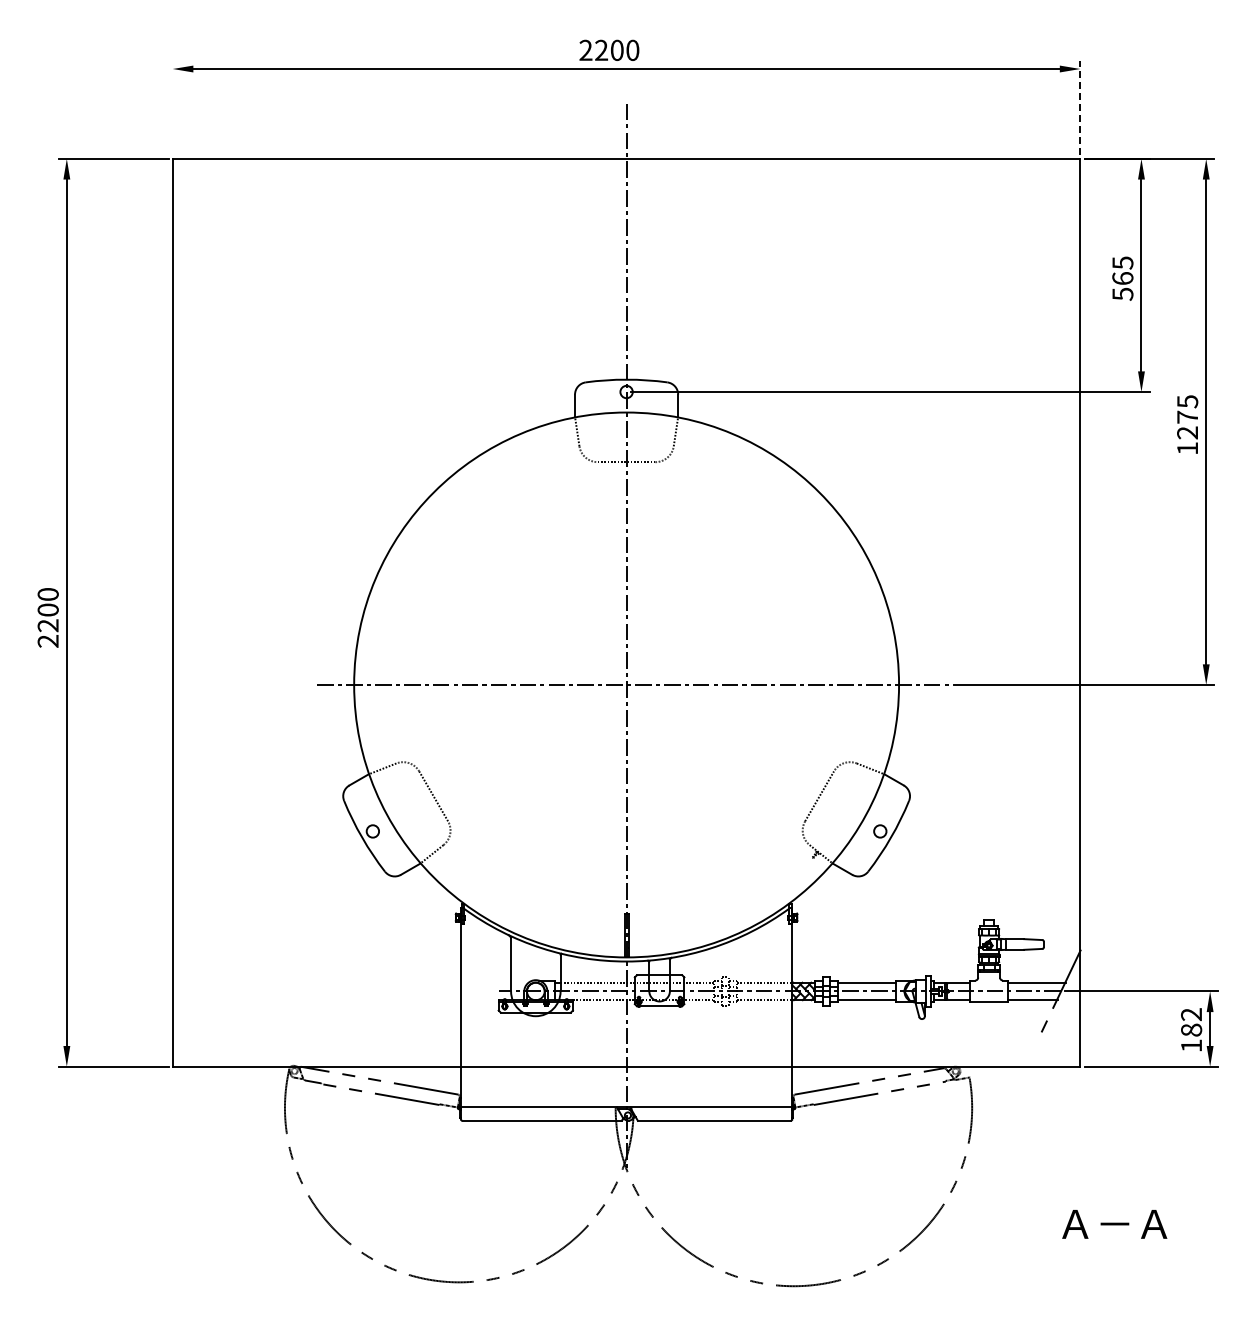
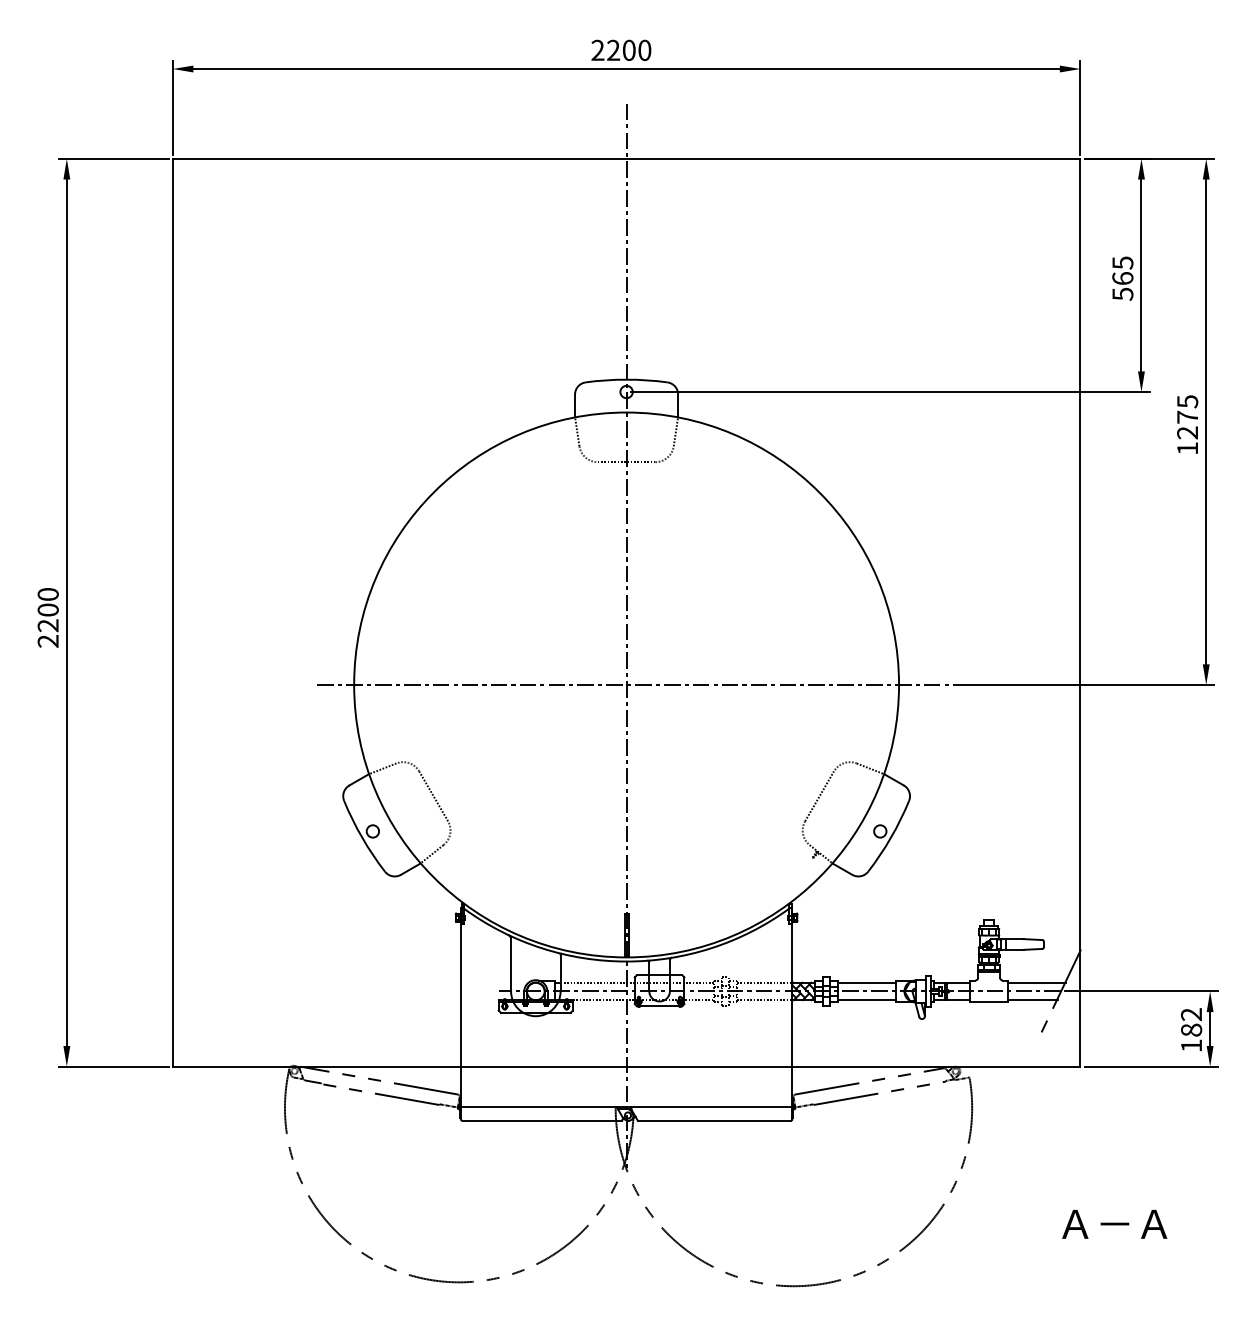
text position: (609, 49) -> (621, 49) (621, 49)
line: none -> present (172, 107)
line: dashed -> solid (1080, 107)
